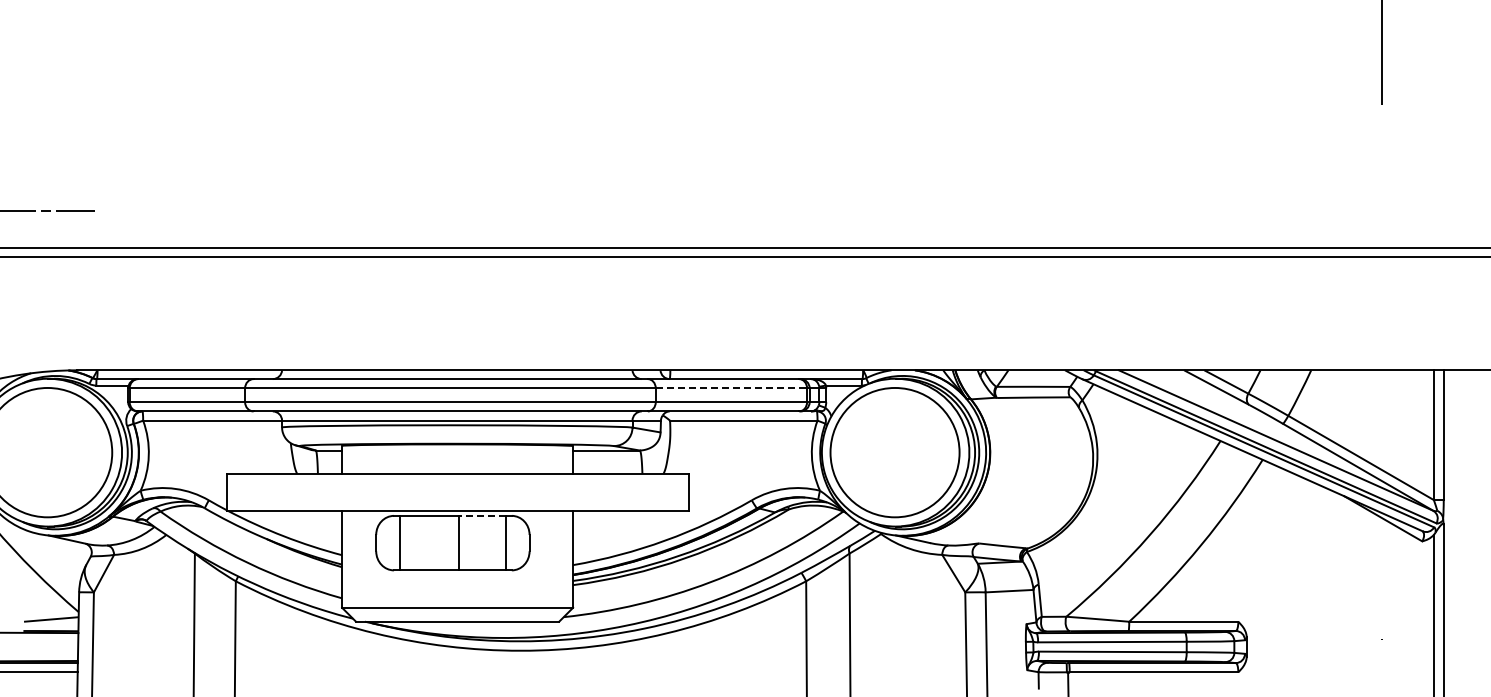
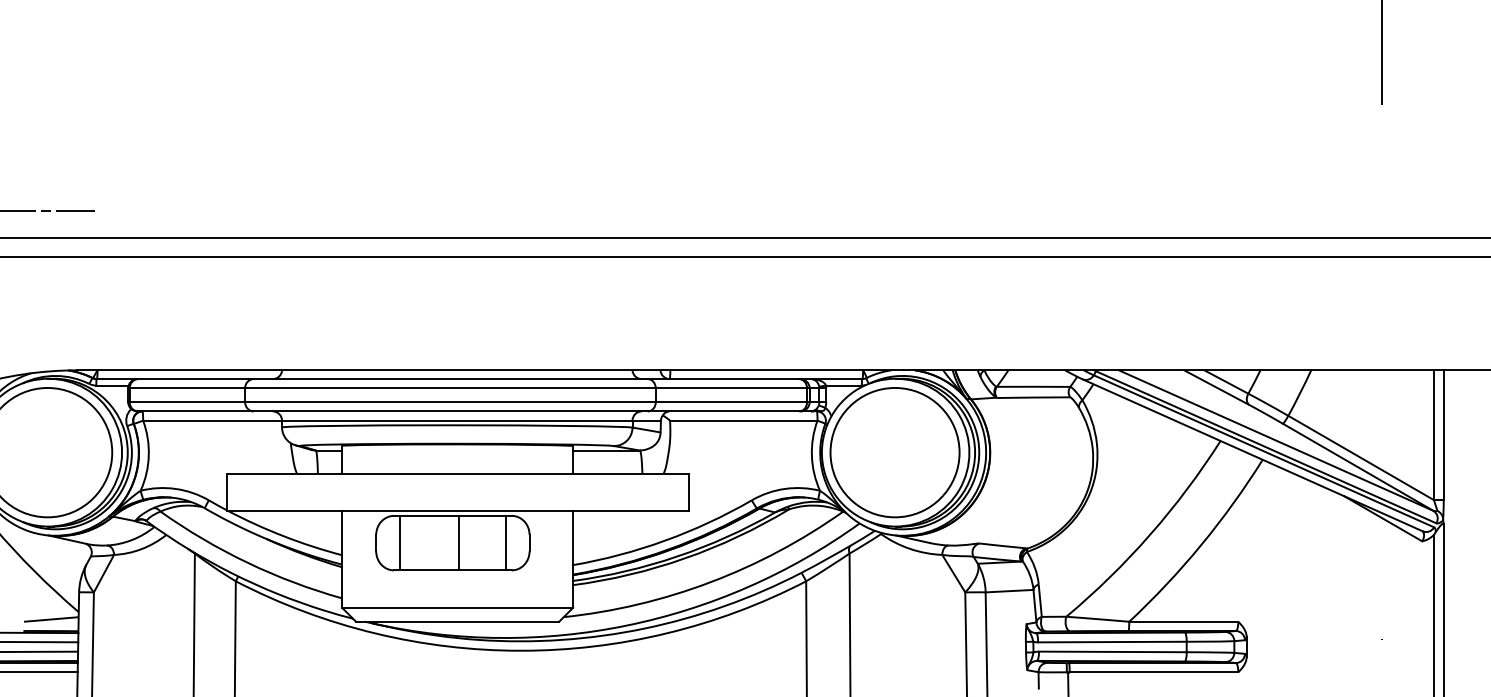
line position: (744, 248) -> (744, 238) (744, 238)
line: dashed -> solid (731, 388)
line: dashed -> solid (482, 515)
line: none -> present (40, 641)
line: none -> present (40, 651)
